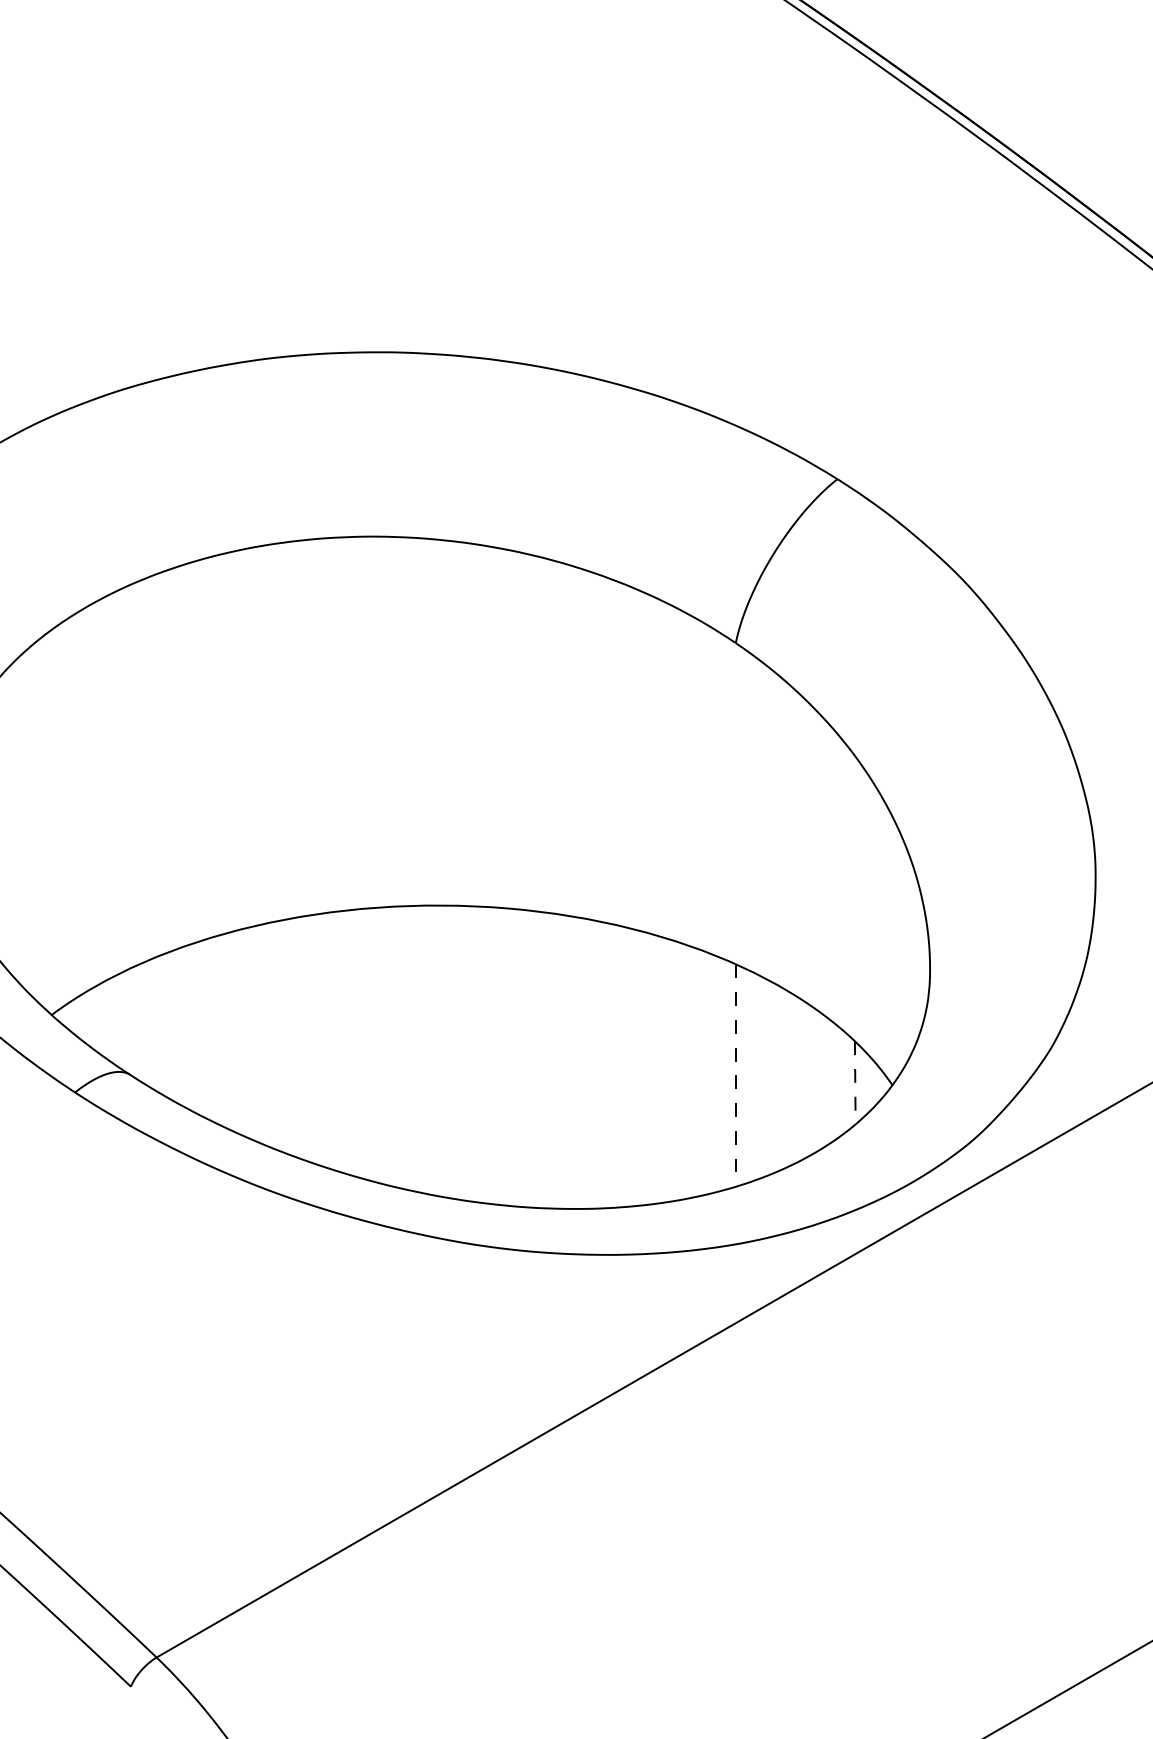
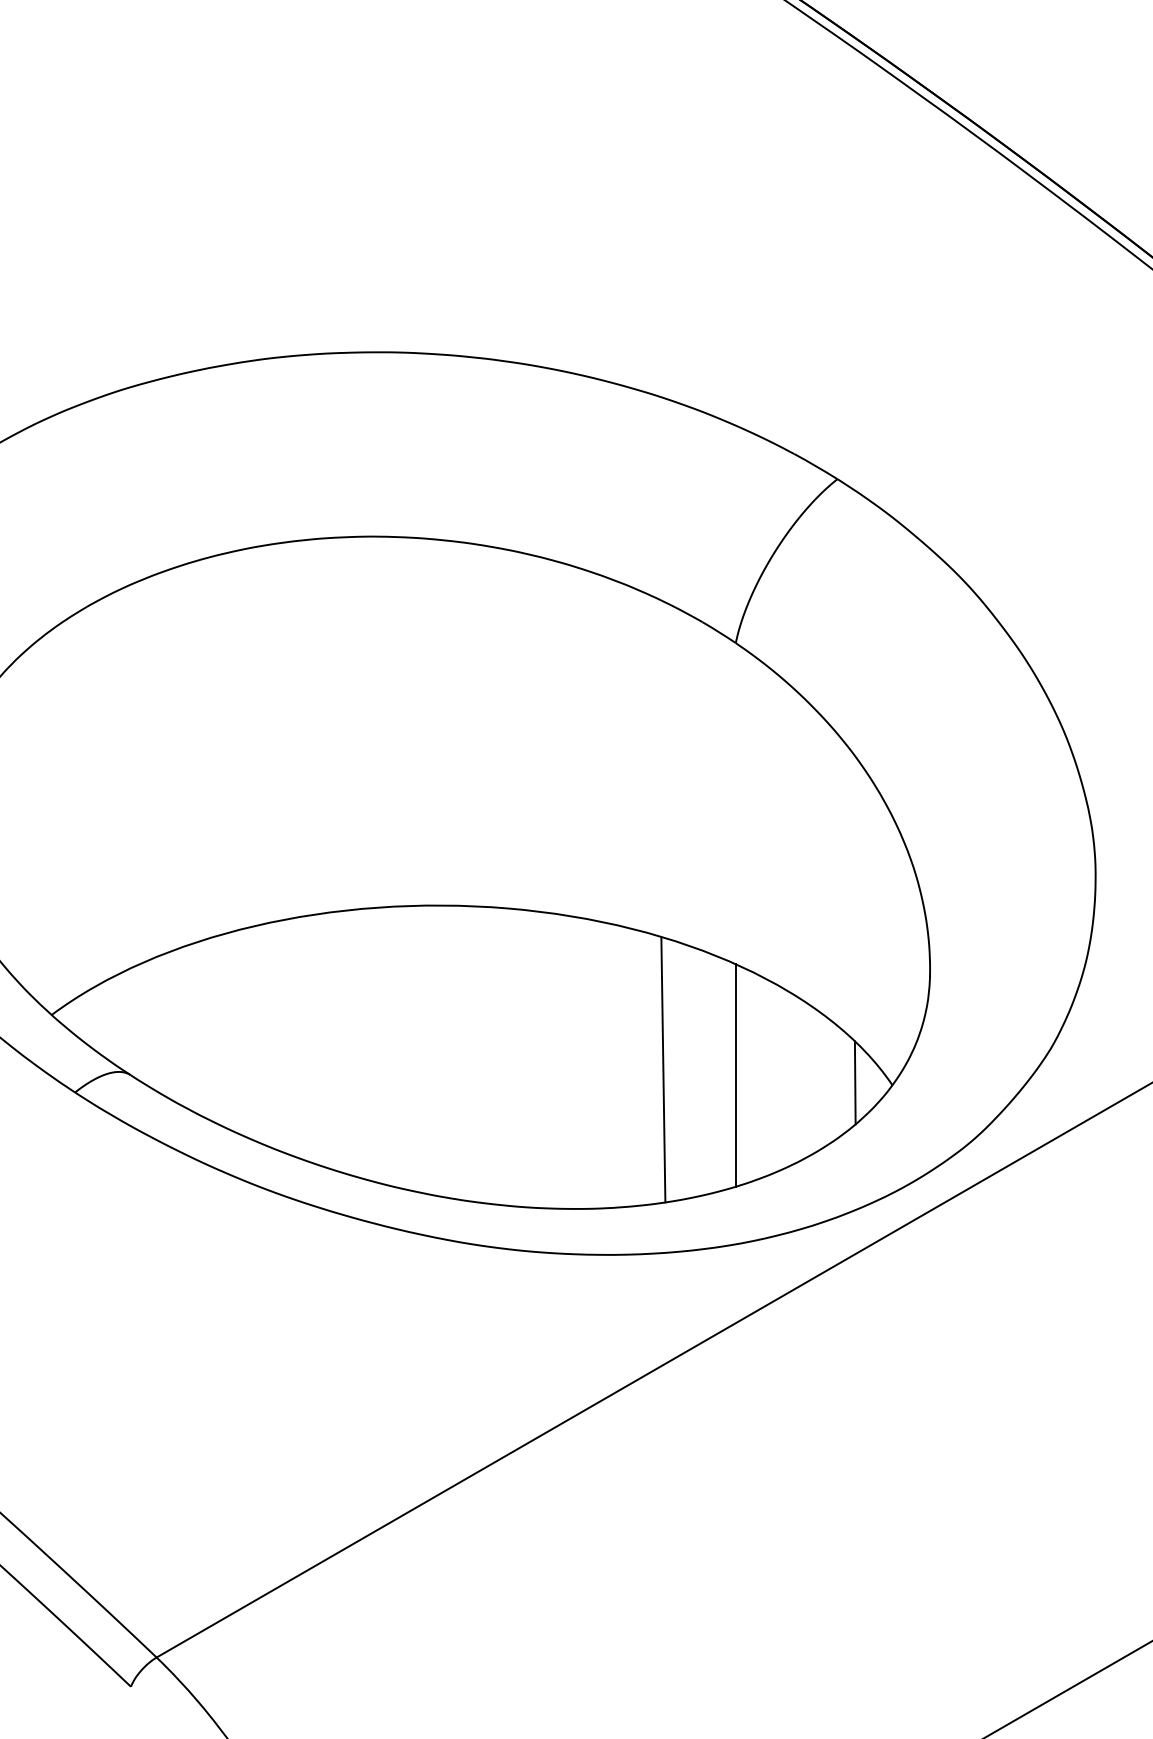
line: none -> present (663, 1069)
line: dashed -> solid (736, 1076)
line: dashed -> solid (855, 1082)
